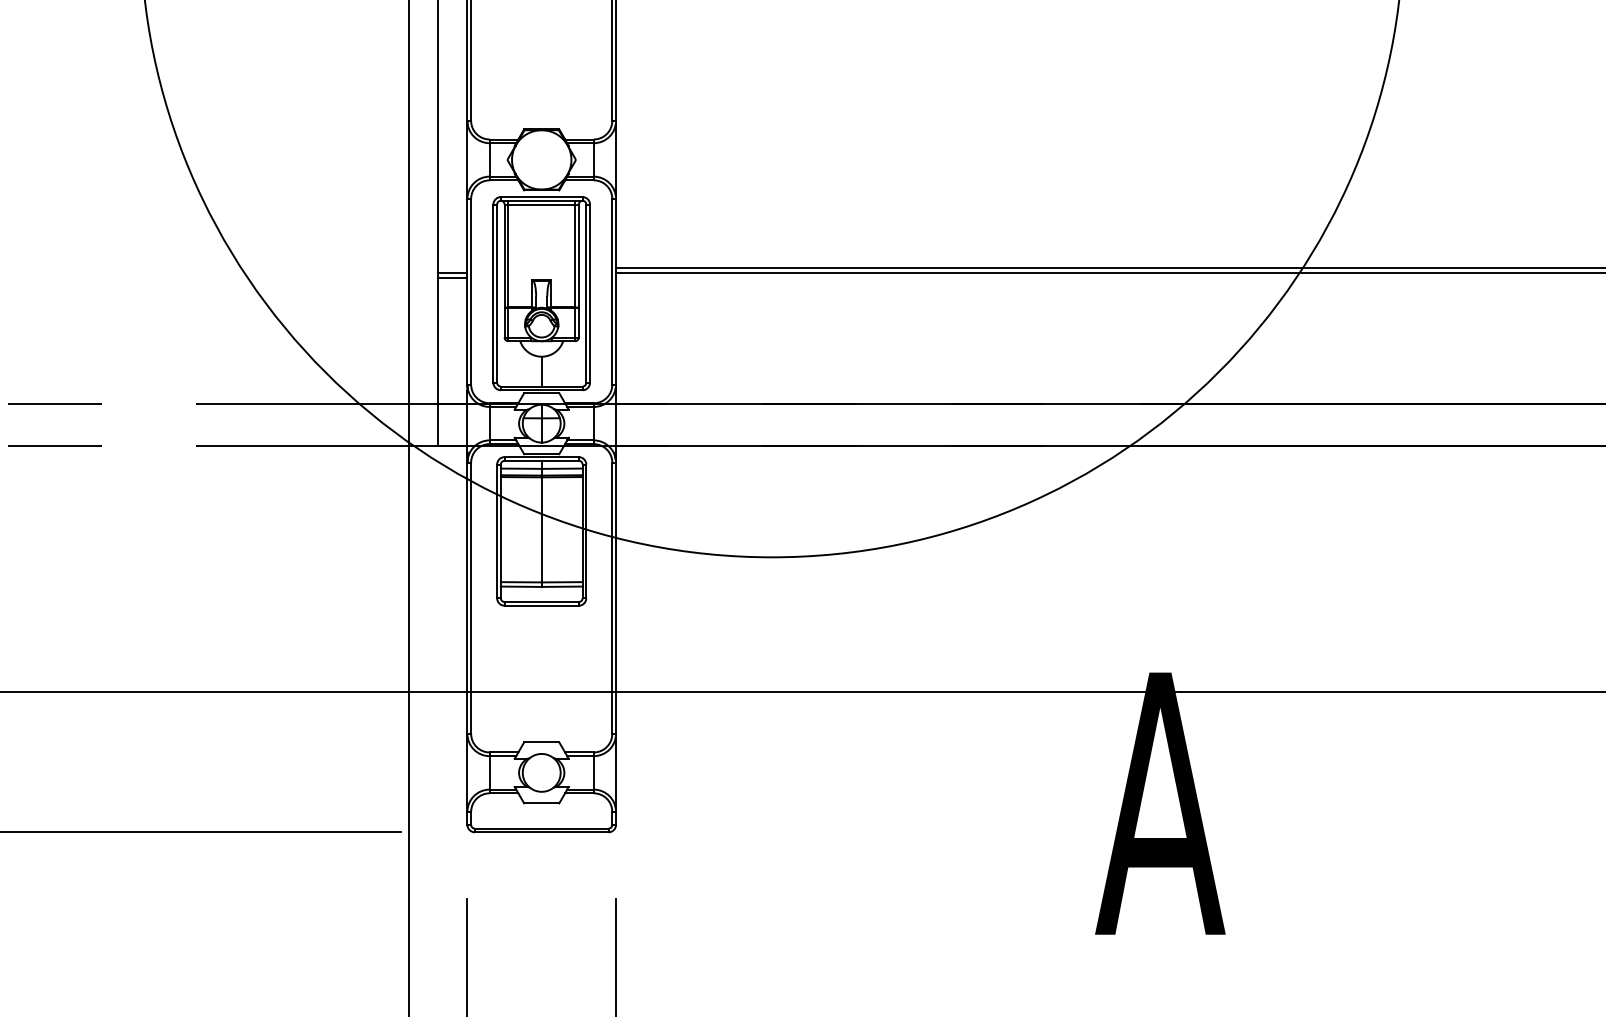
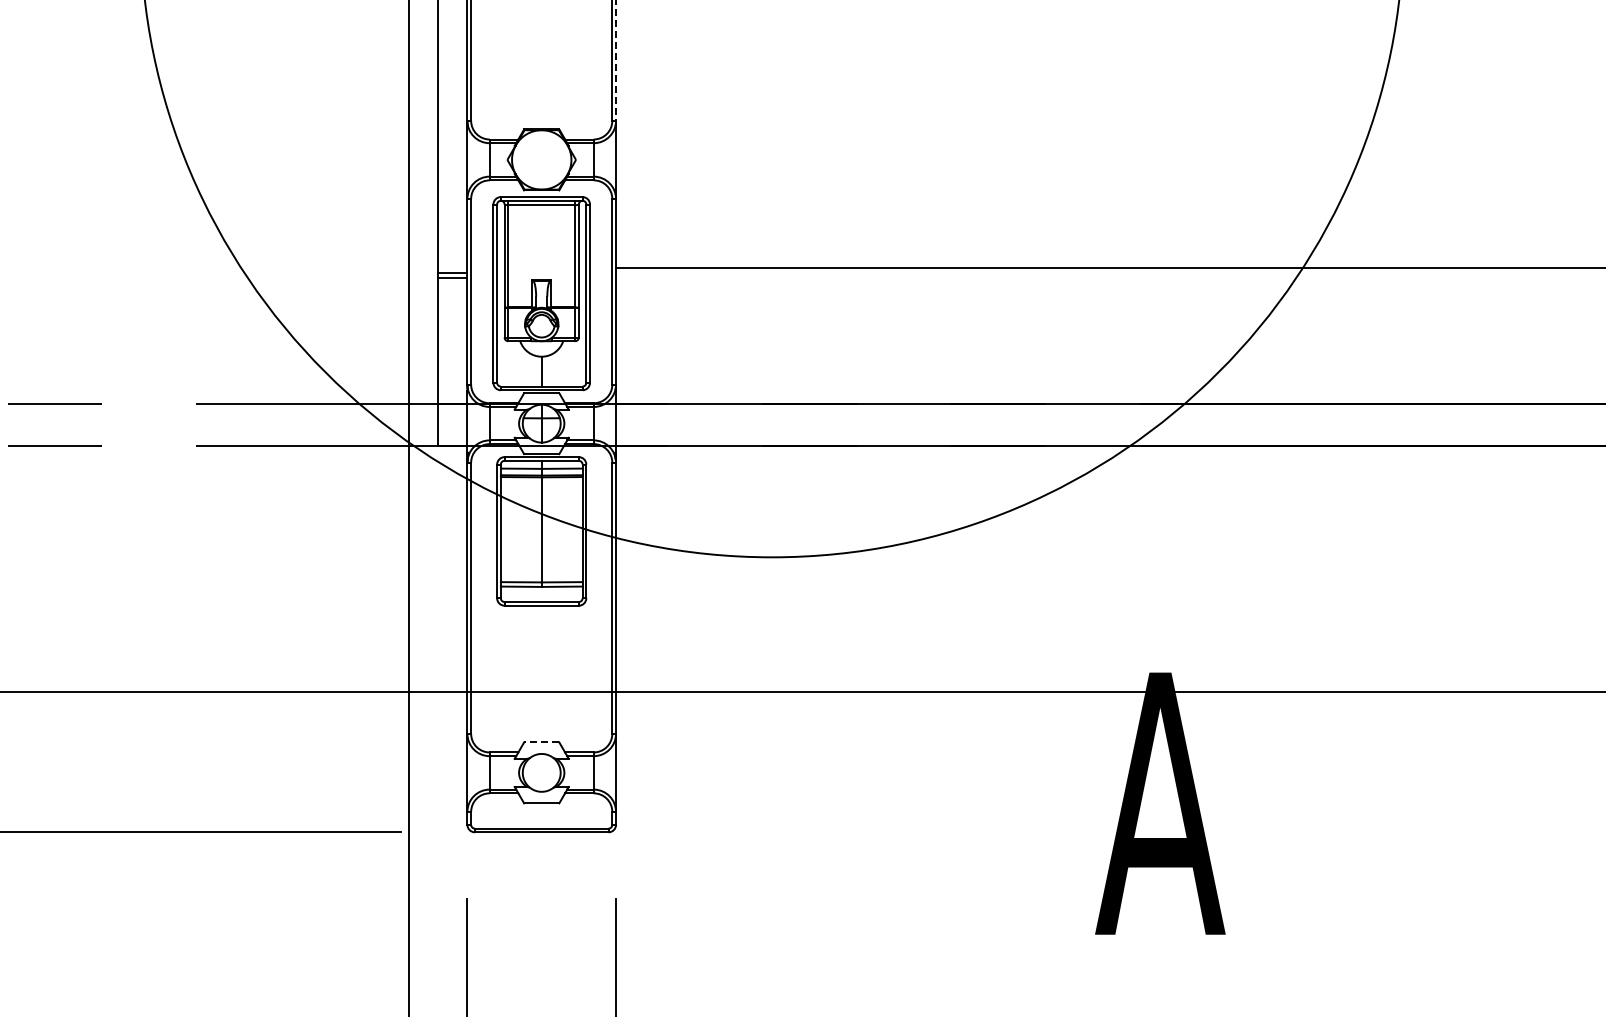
line: solid -> dashed (616, 61)
line: present -> none (1109, 273)
line: solid -> dashed (541, 742)
